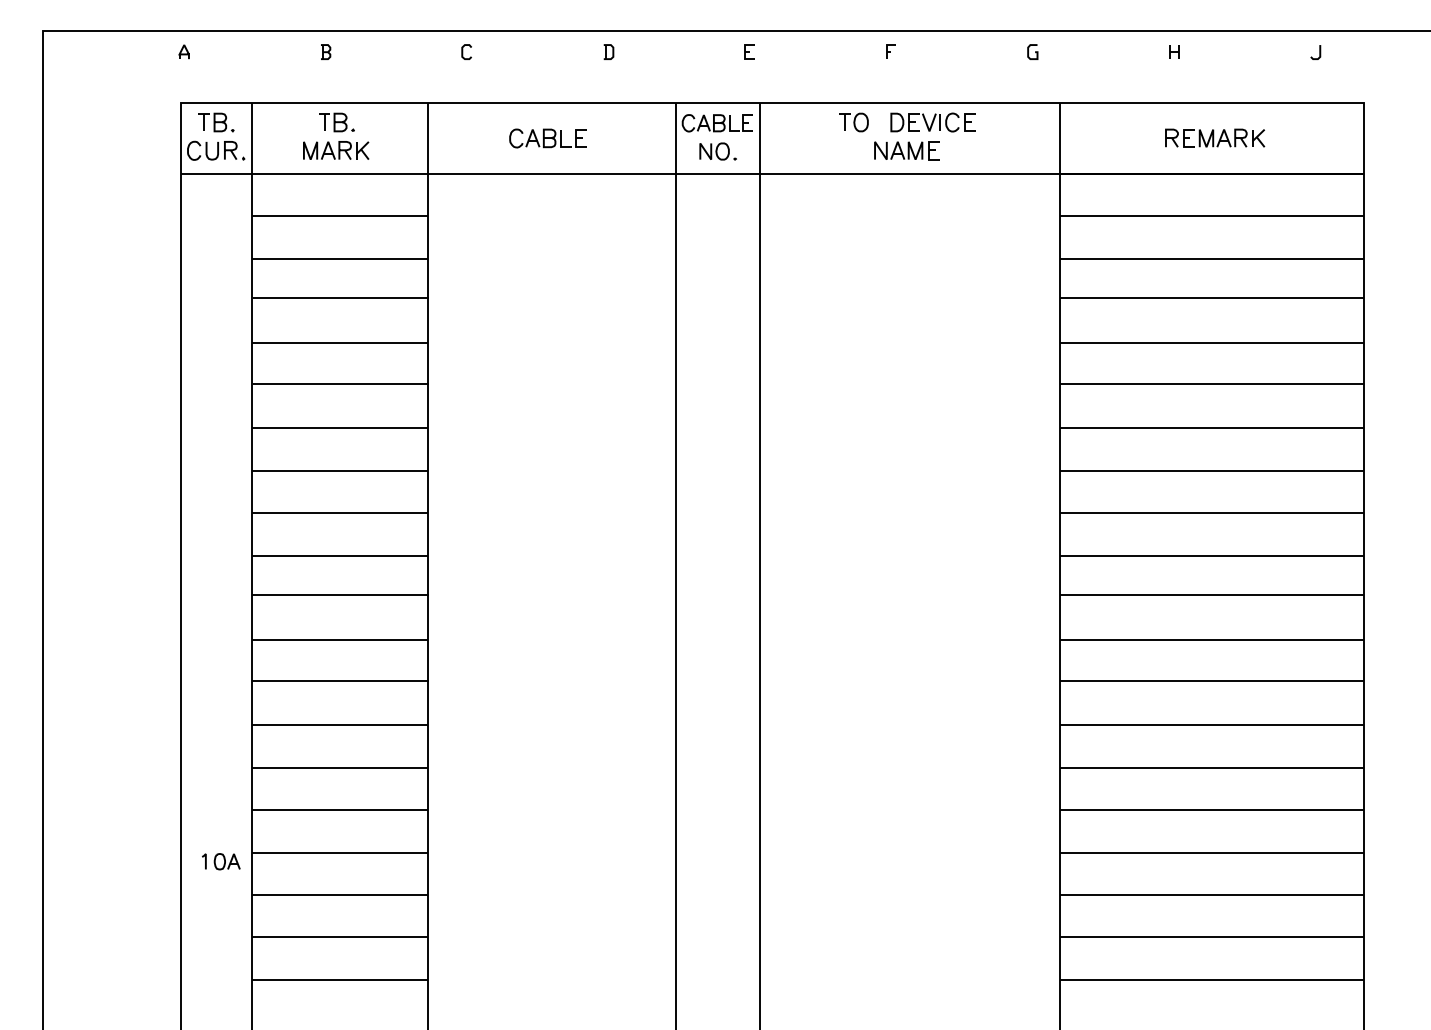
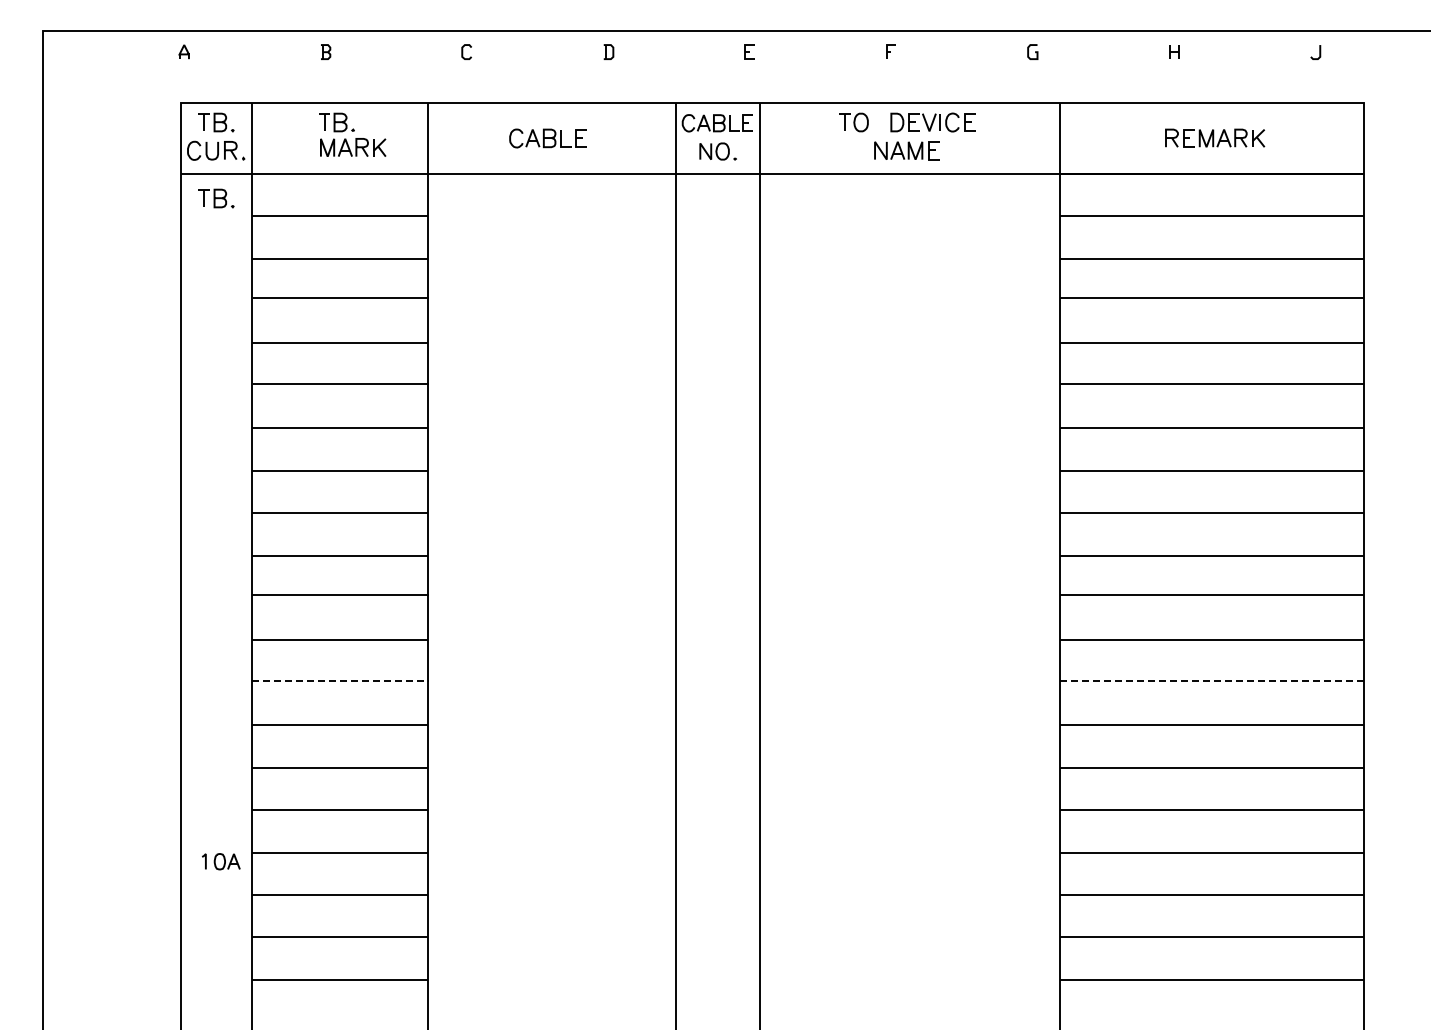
part position: (336, 150) -> (353, 147) (353, 147)
part: none -> present (216, 198)
line: solid -> dashed (340, 680)
line: solid -> dashed (1212, 680)
